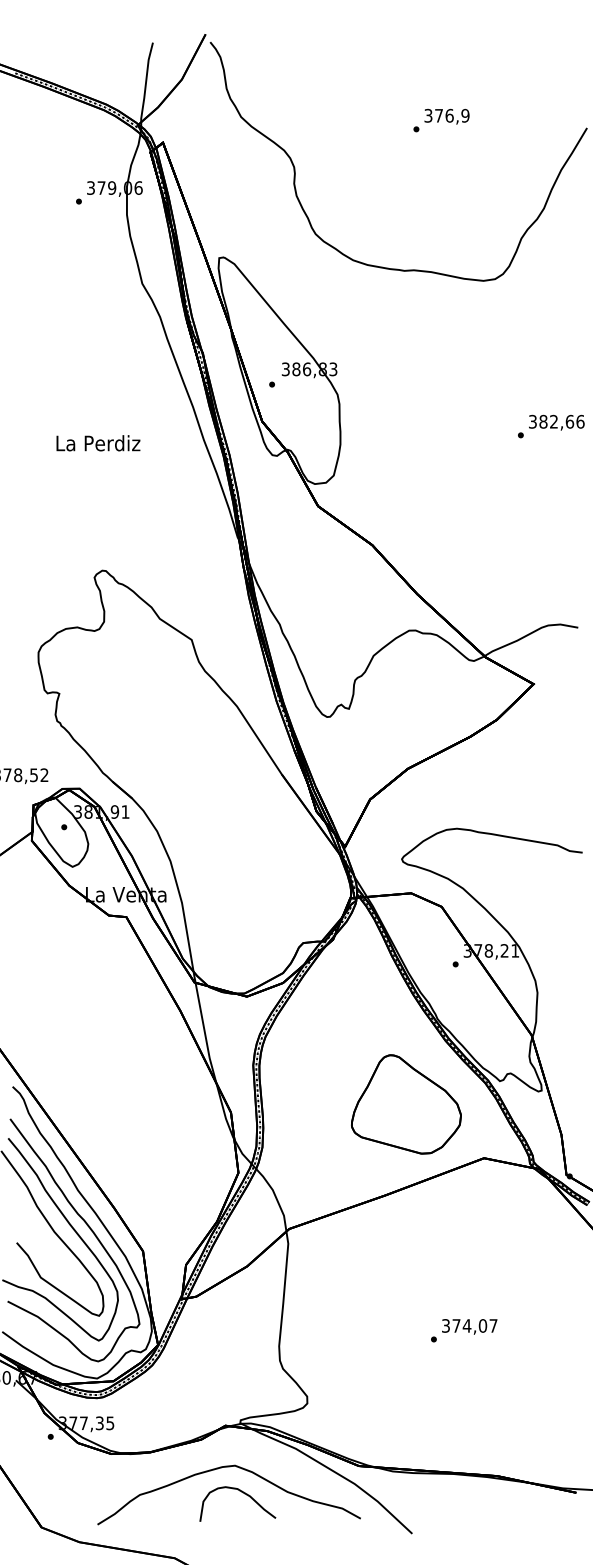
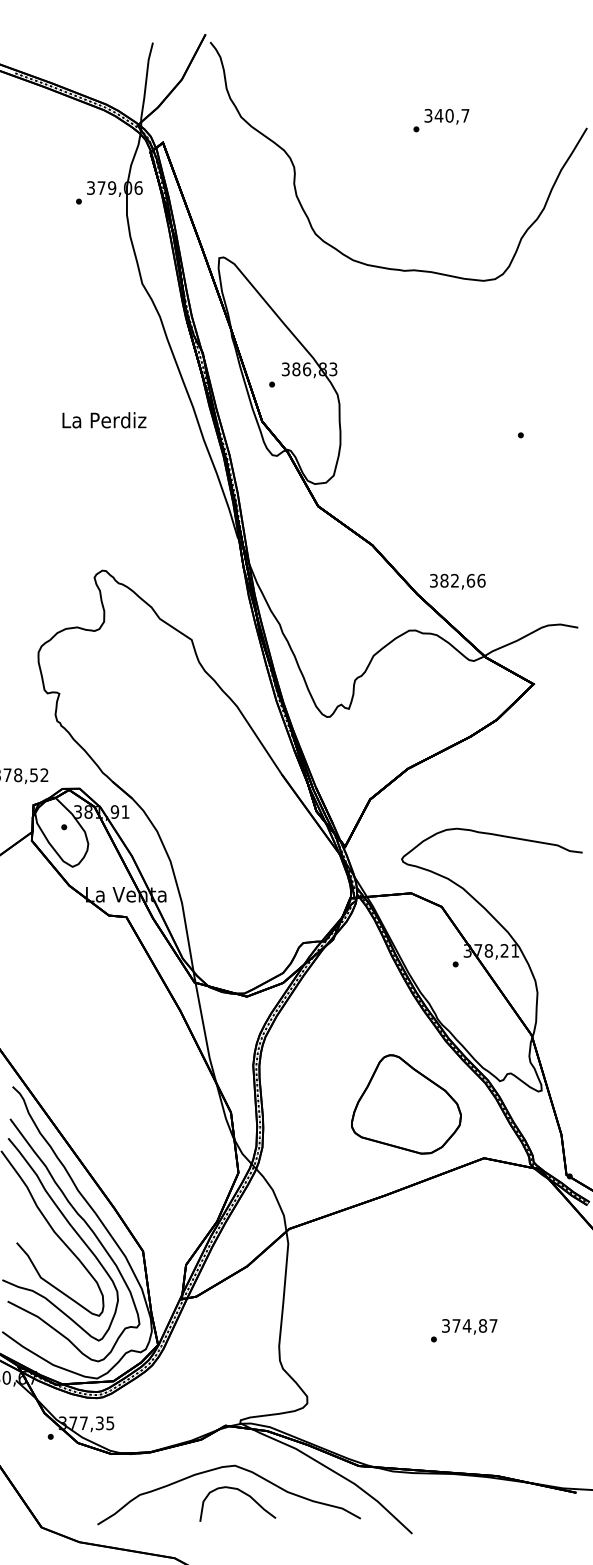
text: 376,9 -> 340,7 (451, 115)
text position: (556, 422) -> (457, 581) (457, 581)
text position: (98, 443) -> (104, 420) (104, 420)
text: 374,07 -> 374,87 (482, 1325)
